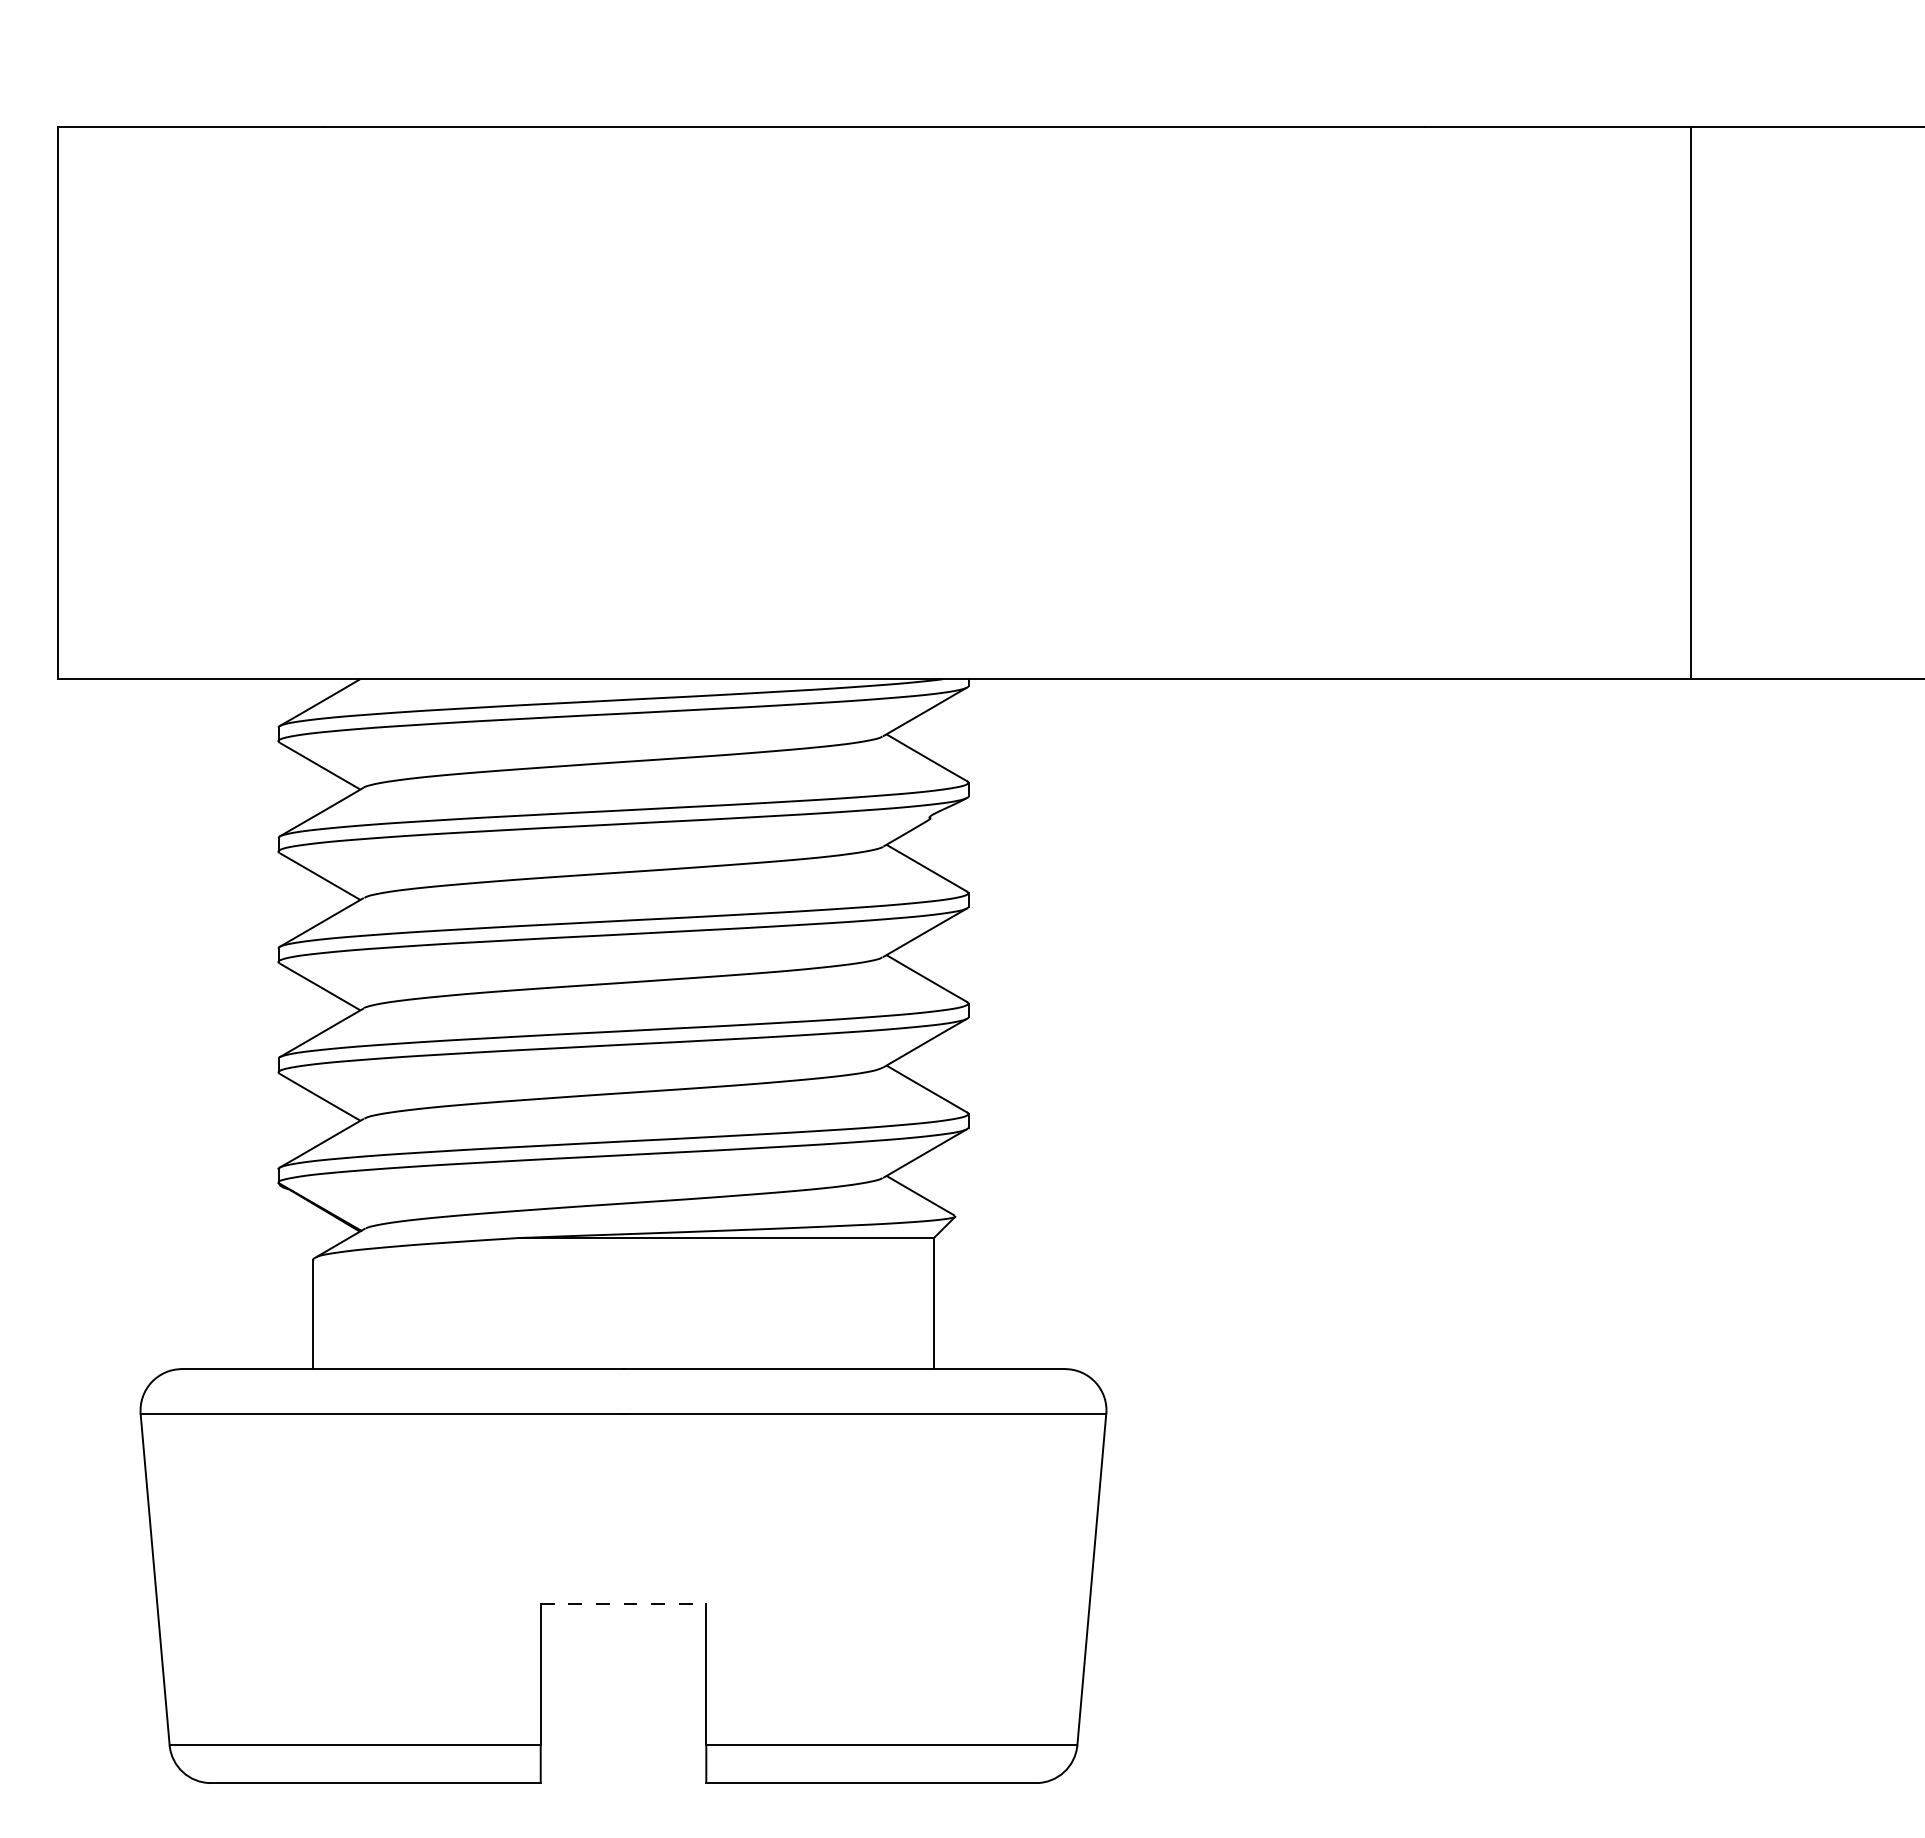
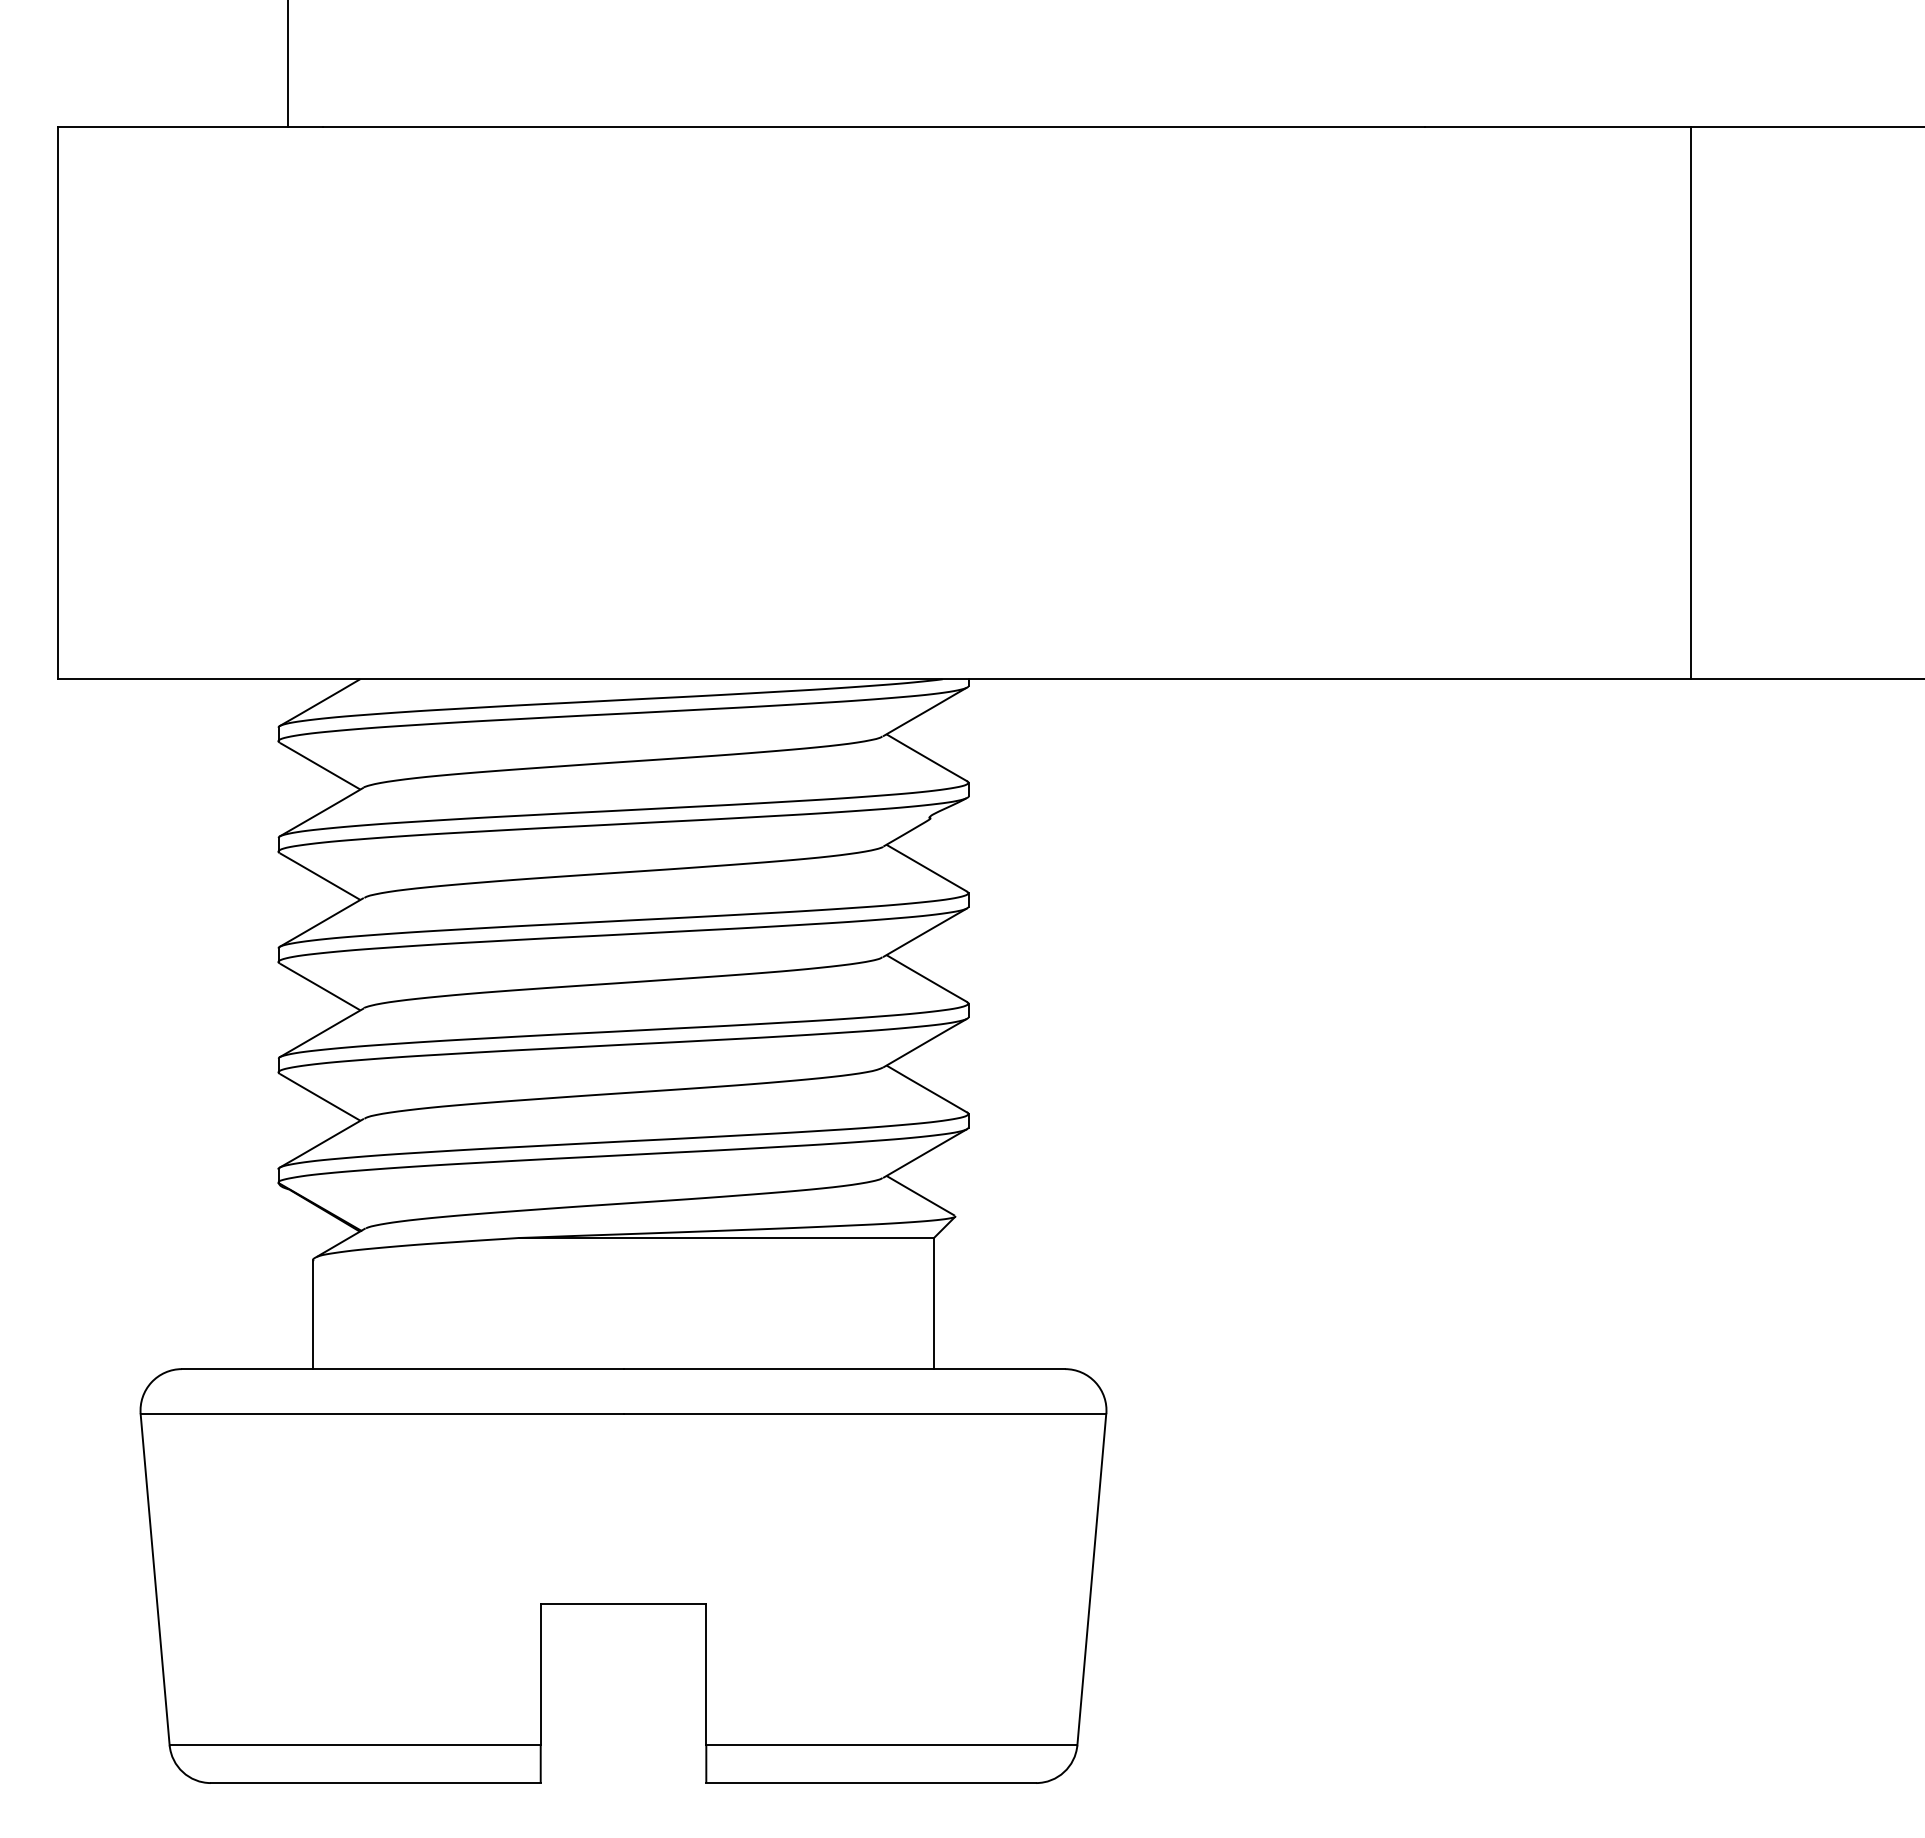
line: none -> present (288, 64)
line: dashed -> solid (623, 1603)
